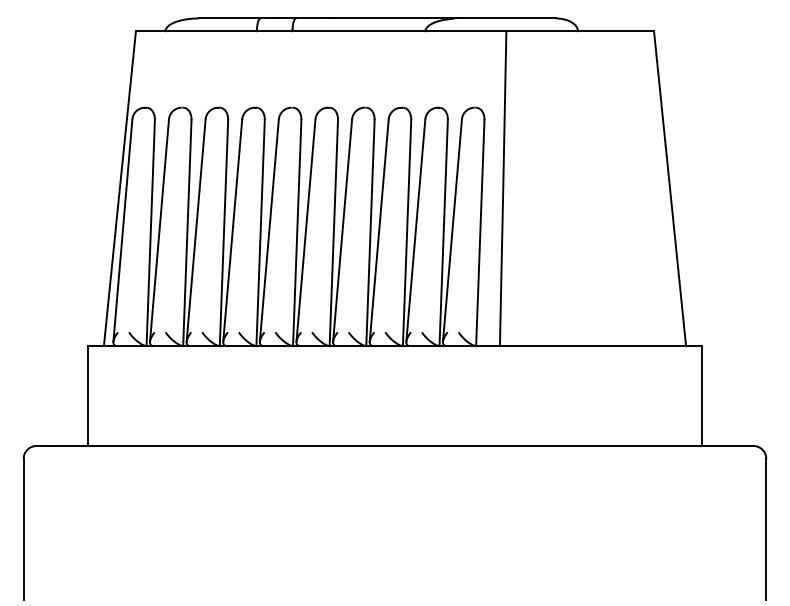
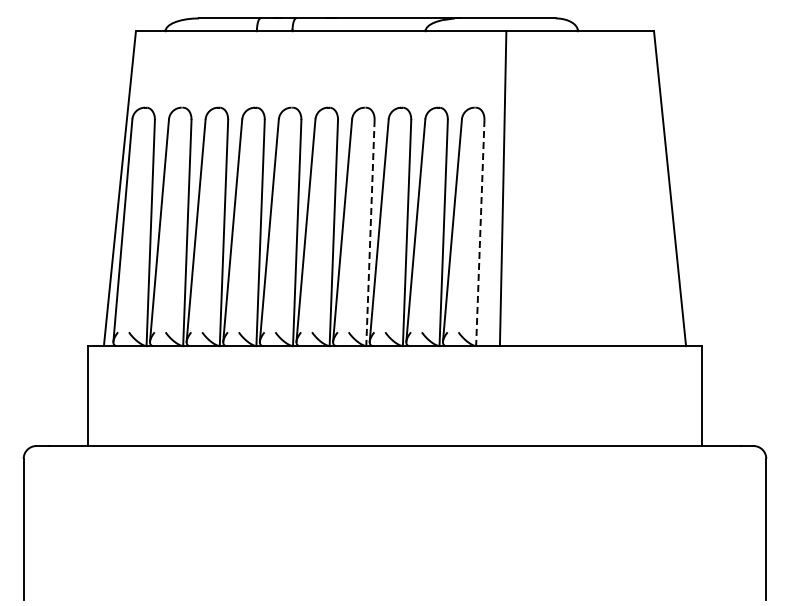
line: solid -> dashed (370, 233)
line: solid -> dashed (480, 233)
